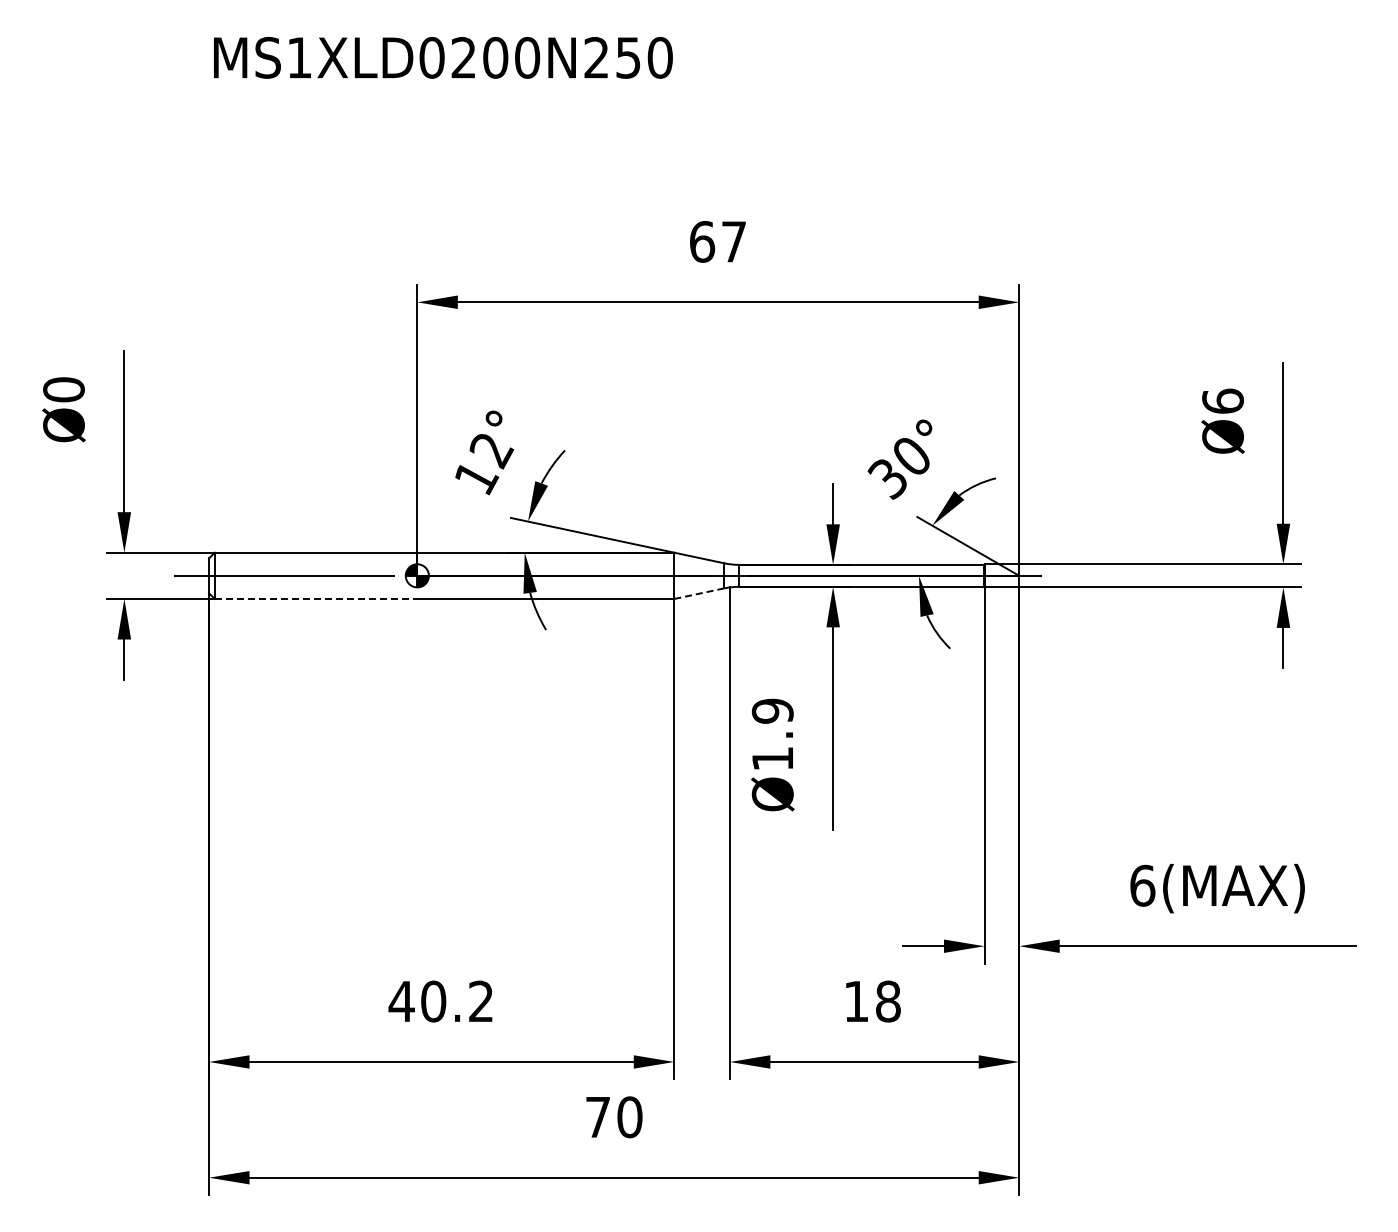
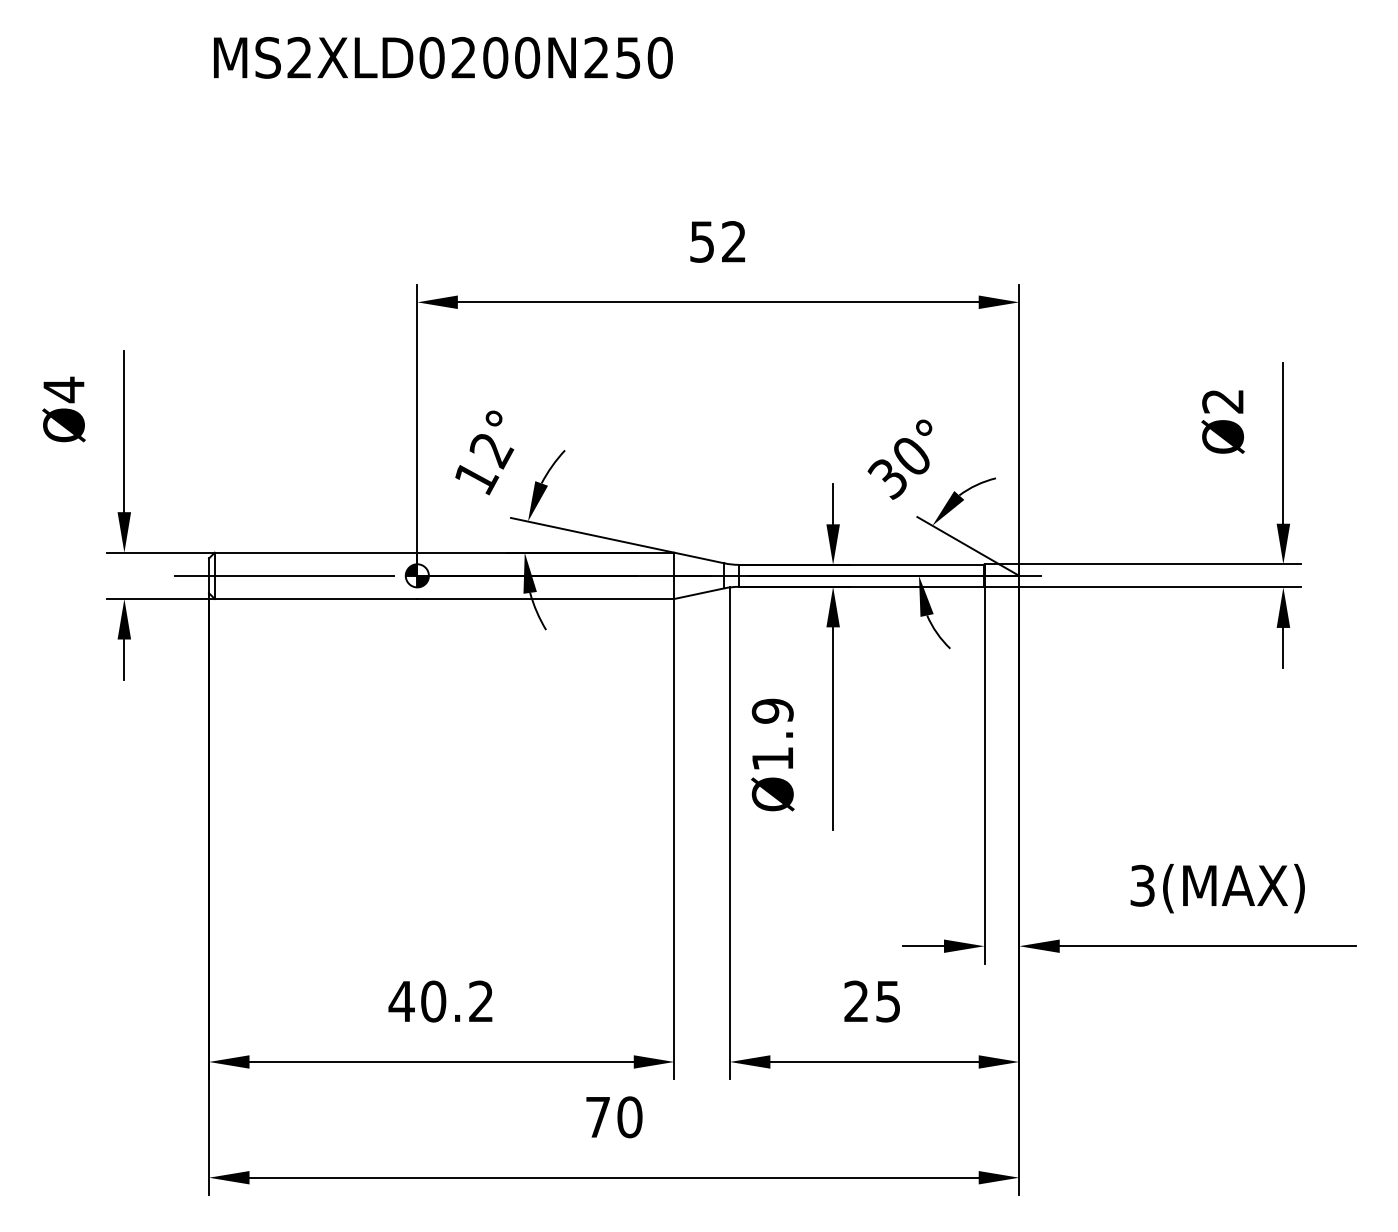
text: MS1XLD0200N250 -> MS2XLD0200N250 (299, 57)
text: 67 -> 52 (717, 241)
text: Ø0 -> Ø4 (63, 389)
text: Ø6 -> Ø2 (1223, 400)
line: dashed -> solid (699, 593)
line: dashed -> solid (316, 599)
text: 6(MAX) -> 3(MAX) (1142, 885)
text: 18 -> 25 (872, 1001)
